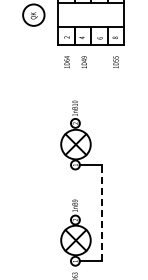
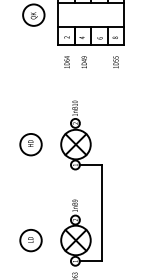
part: none -> present (30, 144)
line: dashed -> solid (101, 212)
part: none -> present (30, 240)
